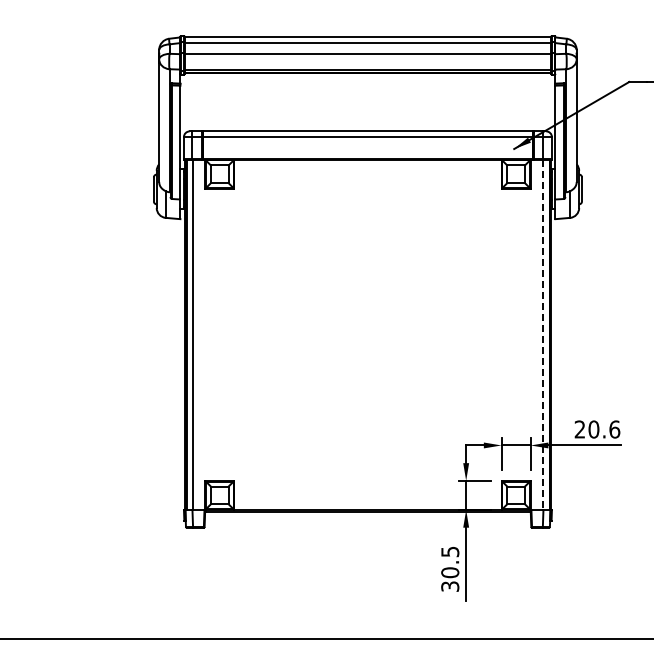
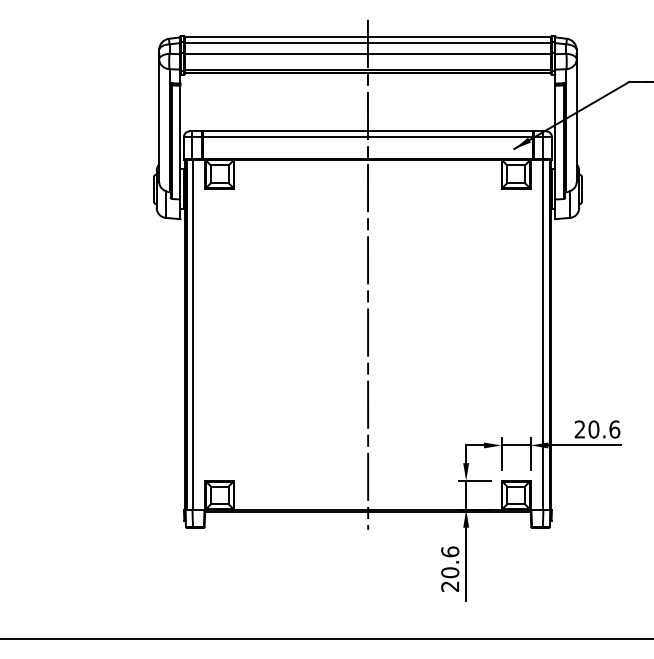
line: none -> present (367, 274)
line: dashed -> solid (543, 335)
text: 30.5 -> 20.6 (450, 568)
